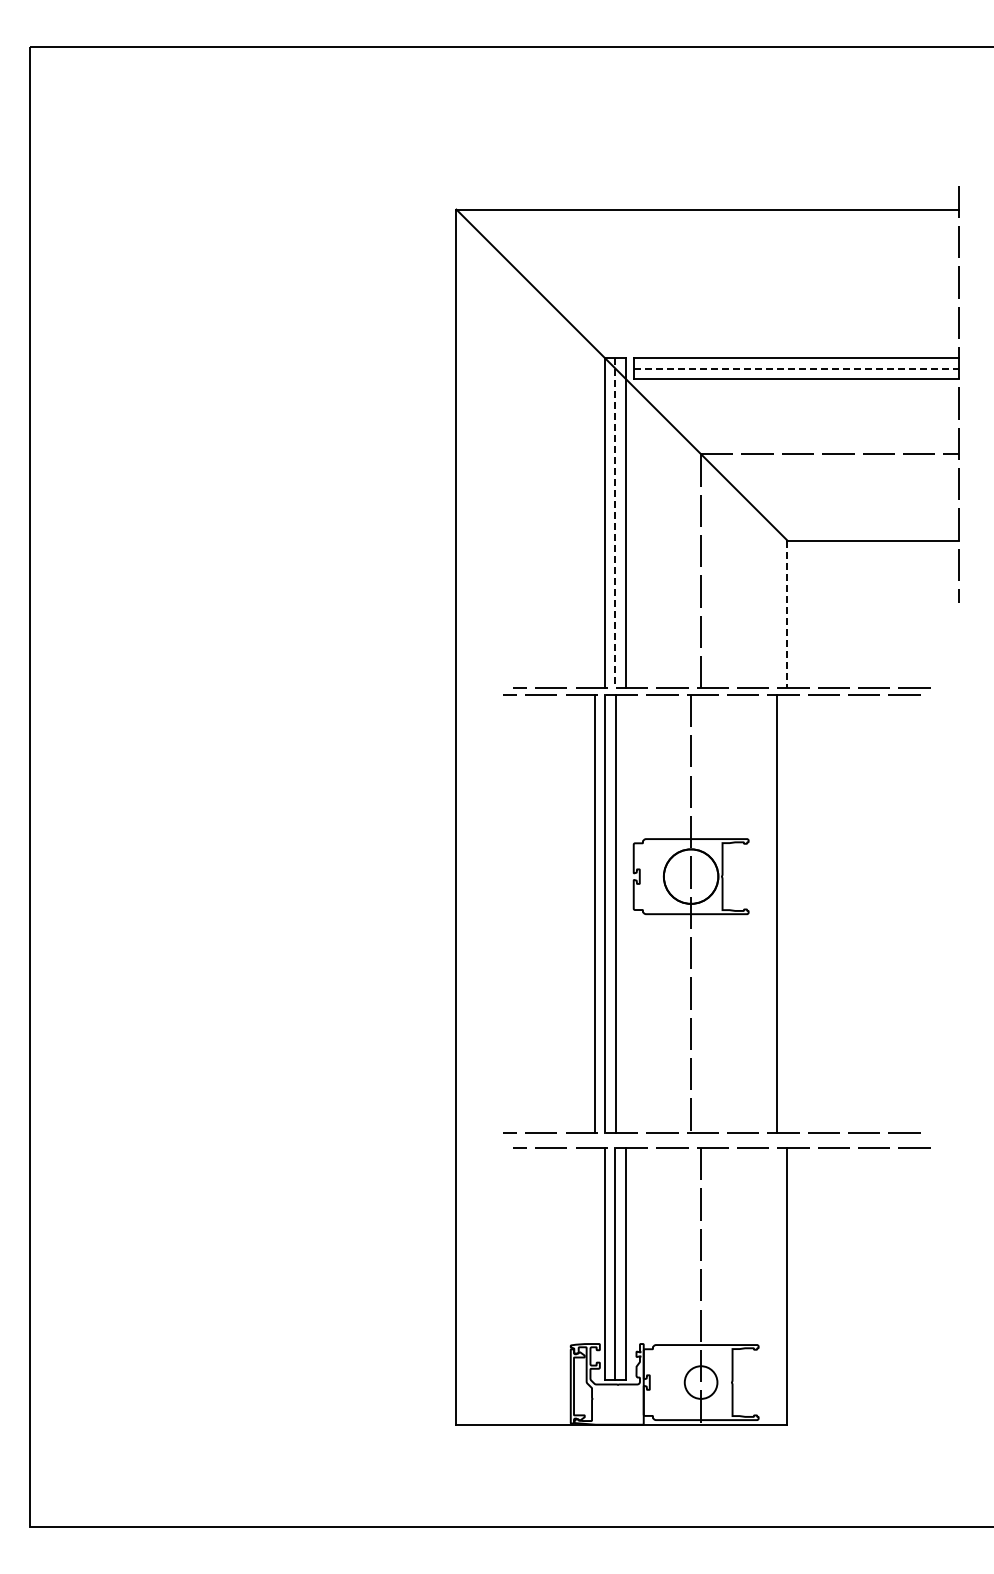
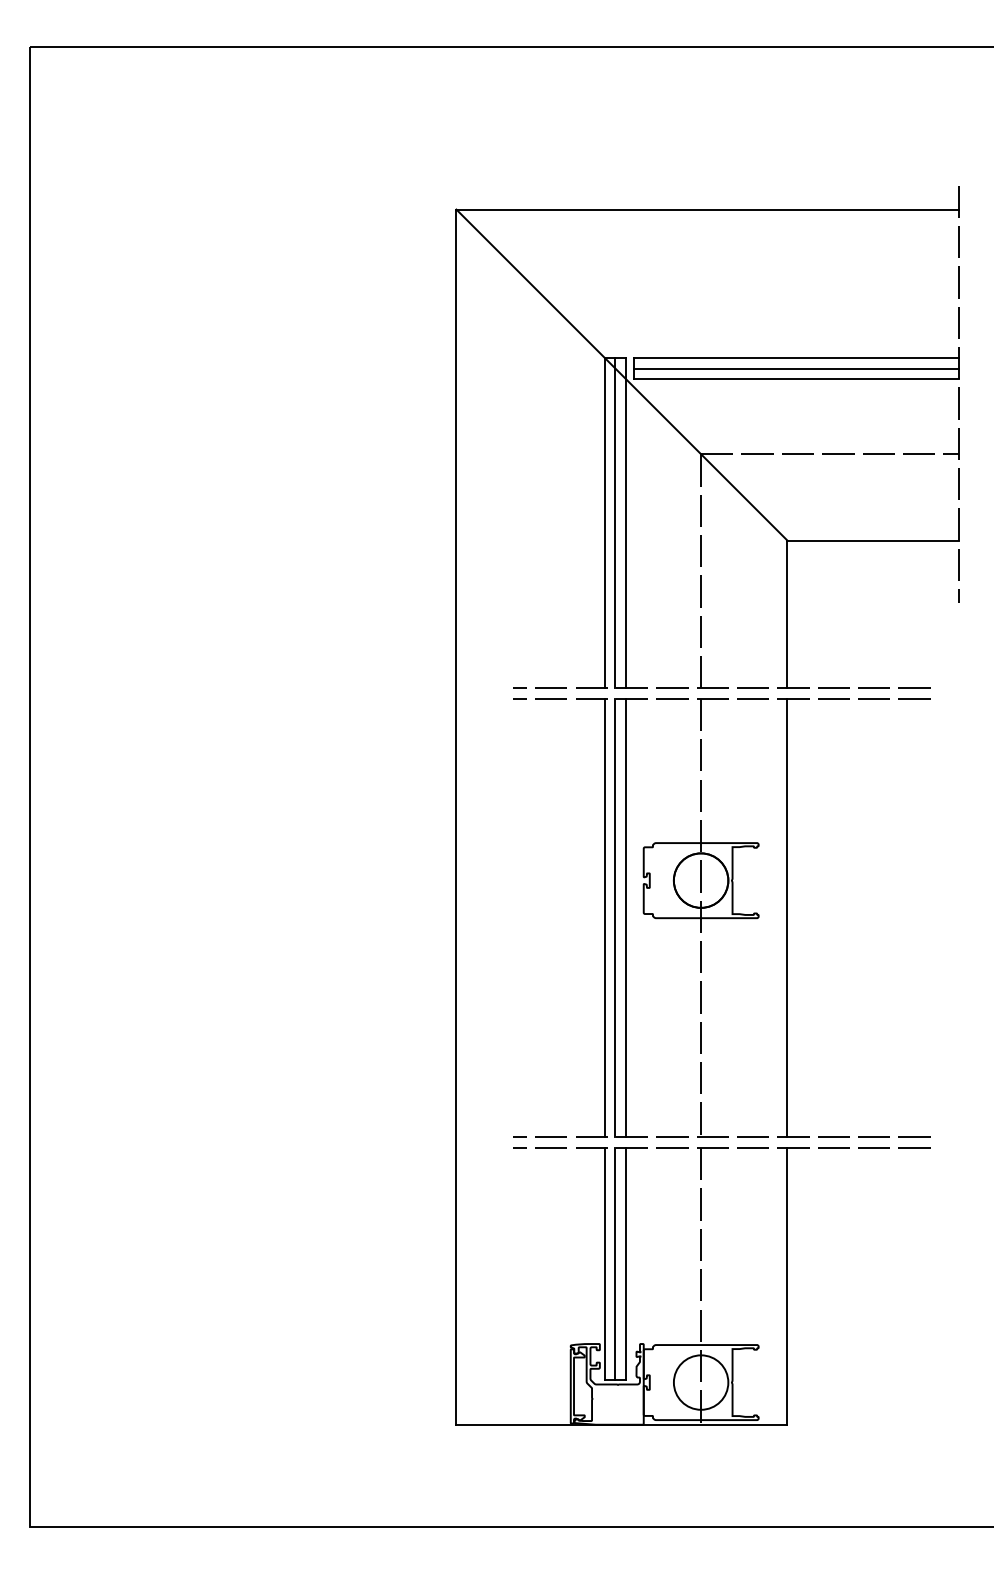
line: dashed -> solid (797, 368)
line: dashed -> solid (615, 523)
line: dashed -> solid (787, 614)
part position: (711, 913) -> (721, 917) (721, 917)
circle diameter: 33 px -> 54 px (700, 1382)
